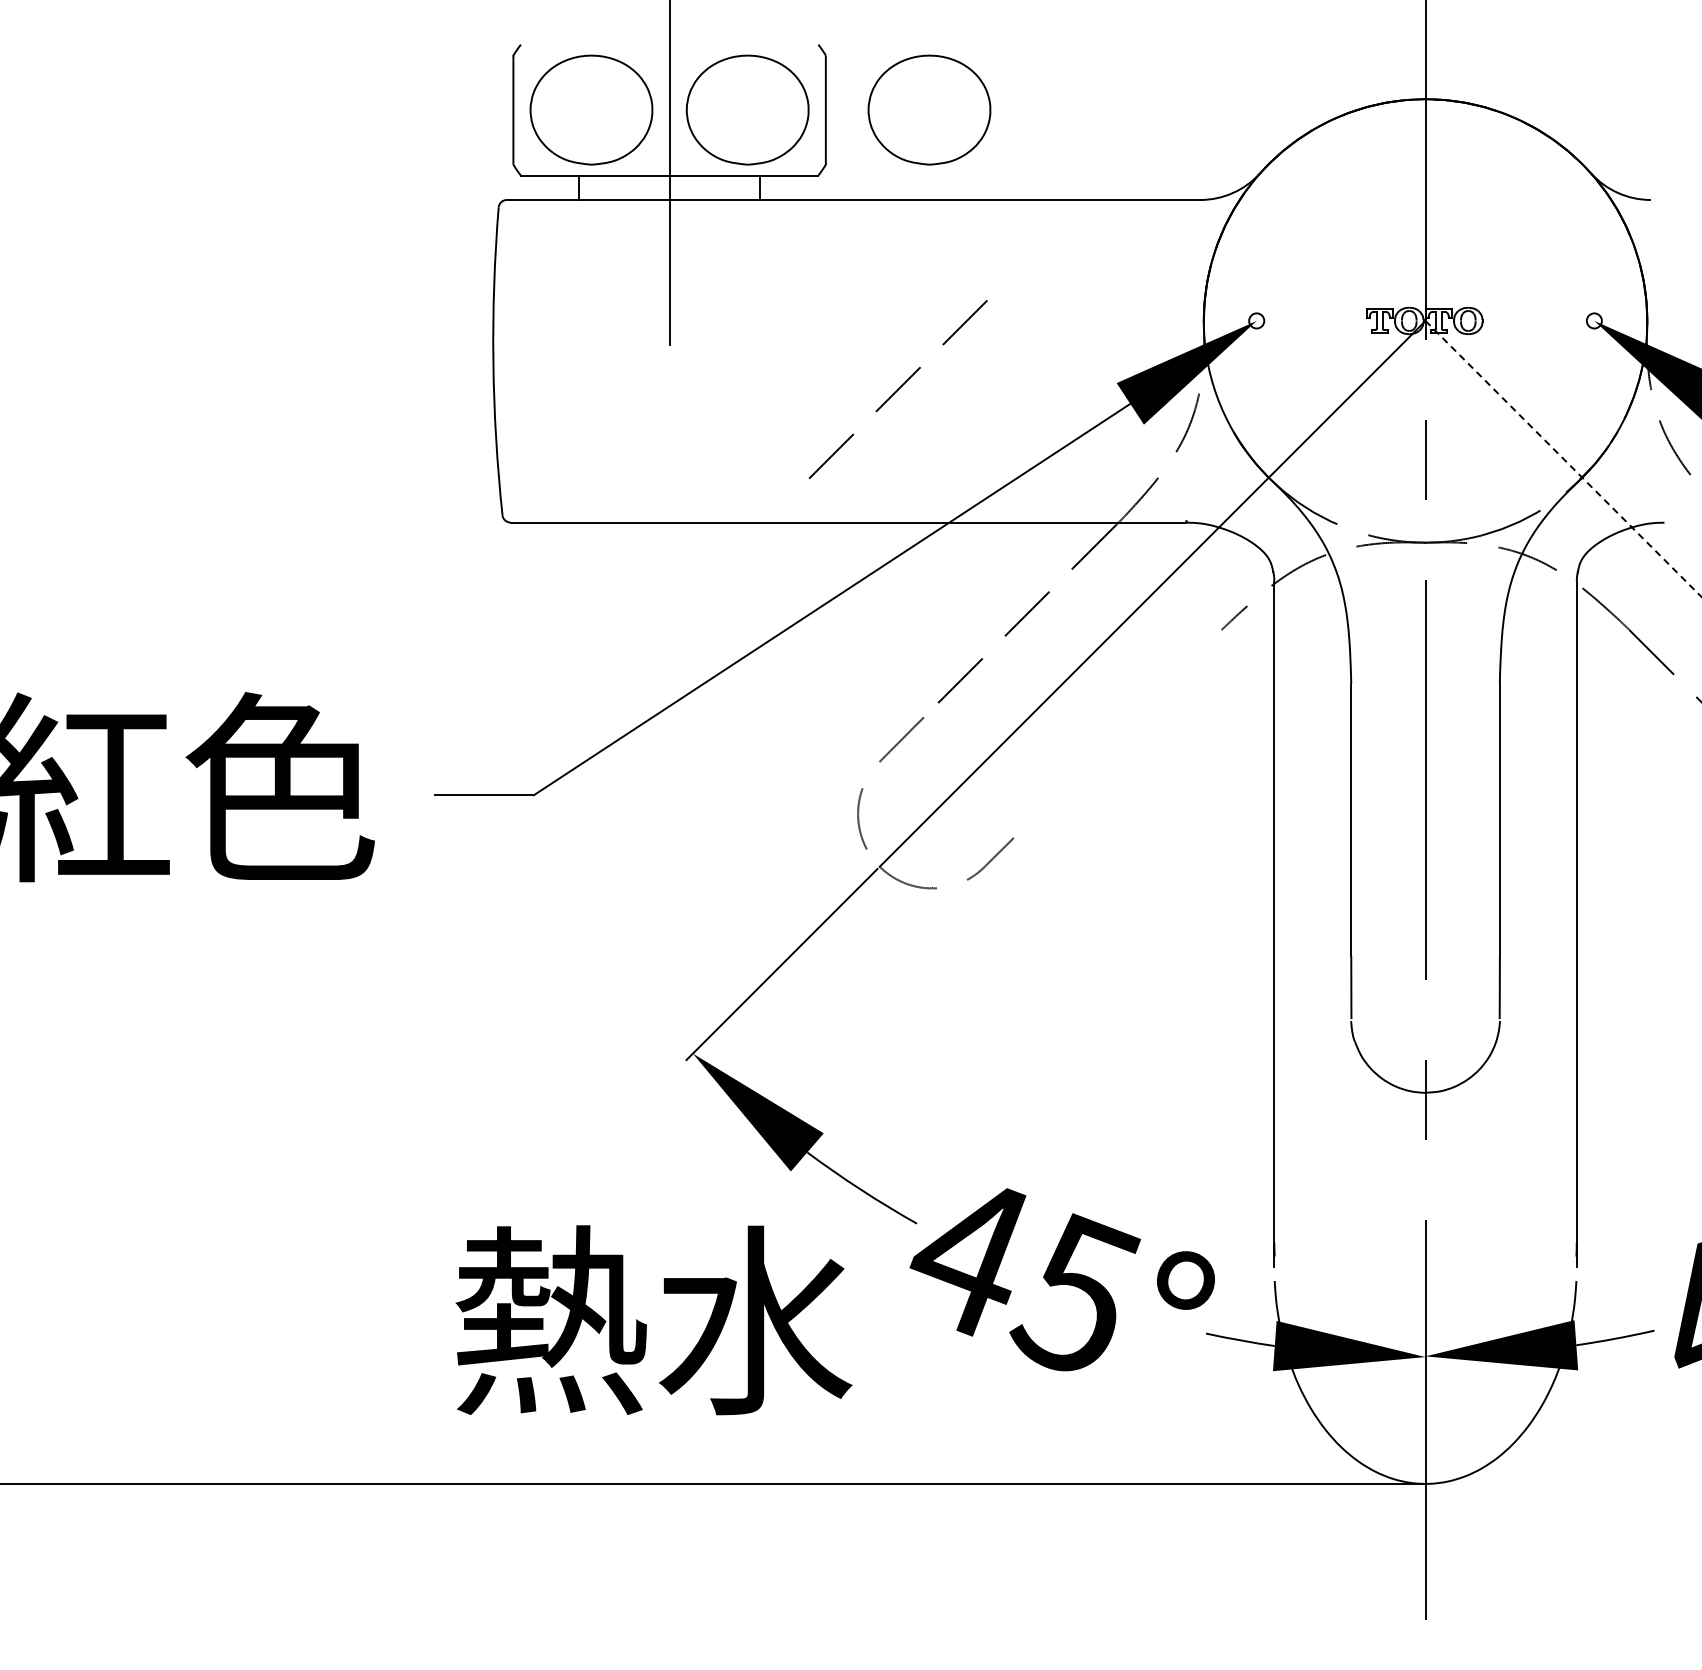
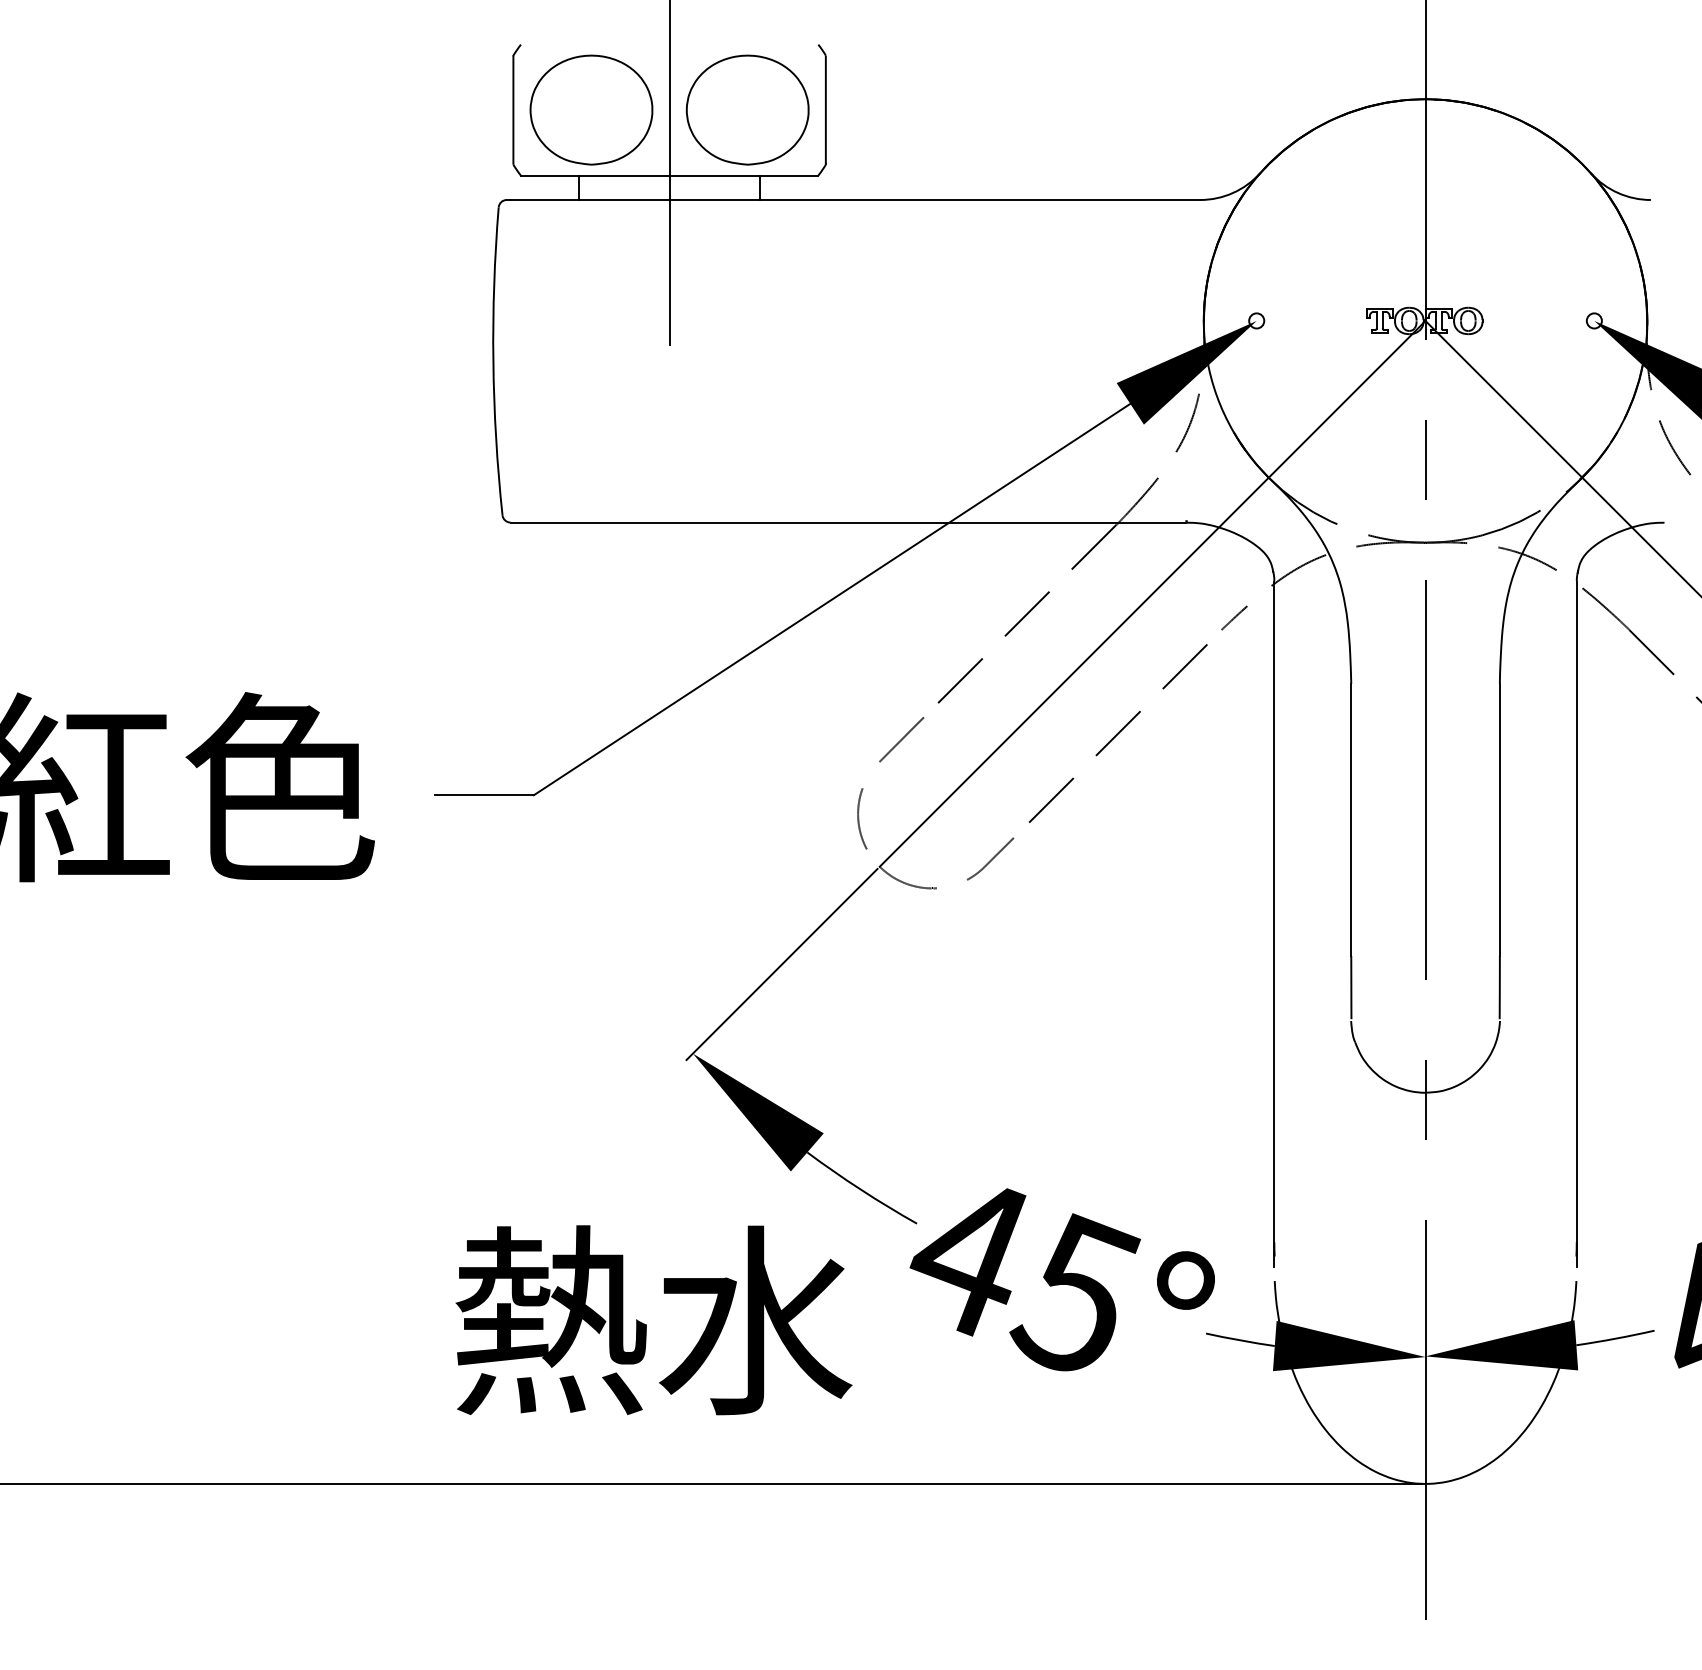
part: present -> none (929, 109)
line position: (897, 389) -> (1117, 733) (1117, 733)
line: dashed -> solid (1564, 459)
